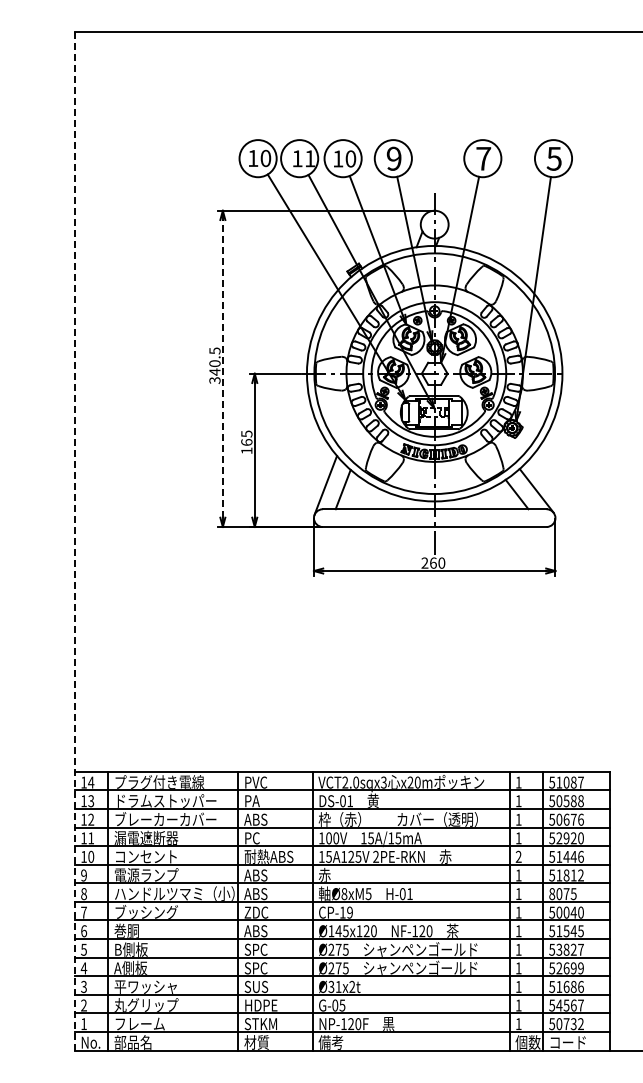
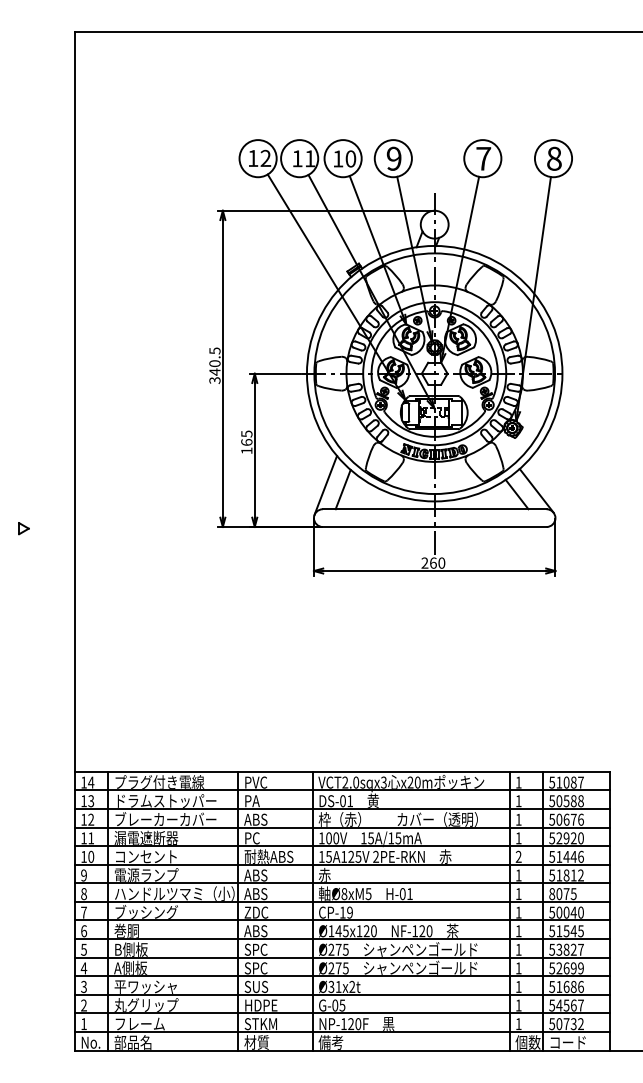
text: 10 -> 12 (265, 158)
text: 5 -> 8 (553, 158)
line: dashed -> solid (222, 368)
part: none -> present (23, 528)
line: dashed -> solid (74, 542)
